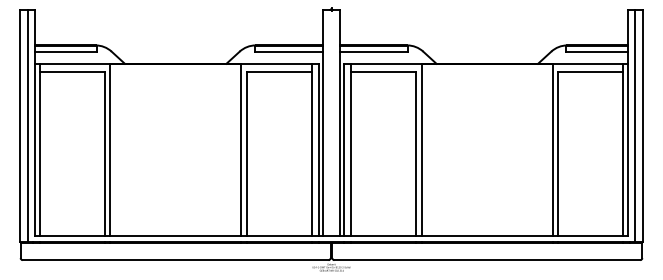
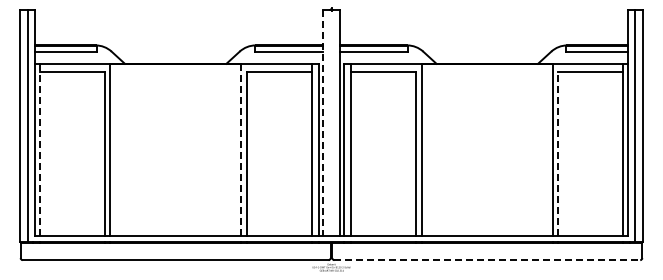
line: solid -> dashed (323, 123)
line: solid -> dashed (39, 149)
line: solid -> dashed (241, 149)
line: solid -> dashed (558, 154)
line: solid -> dashed (487, 260)
